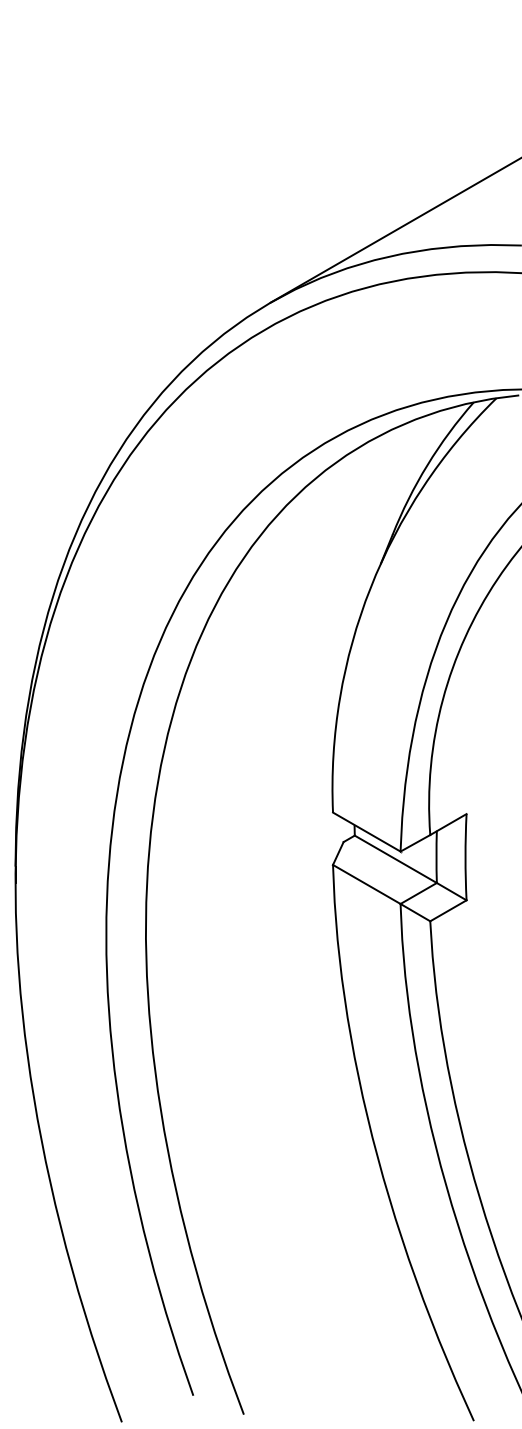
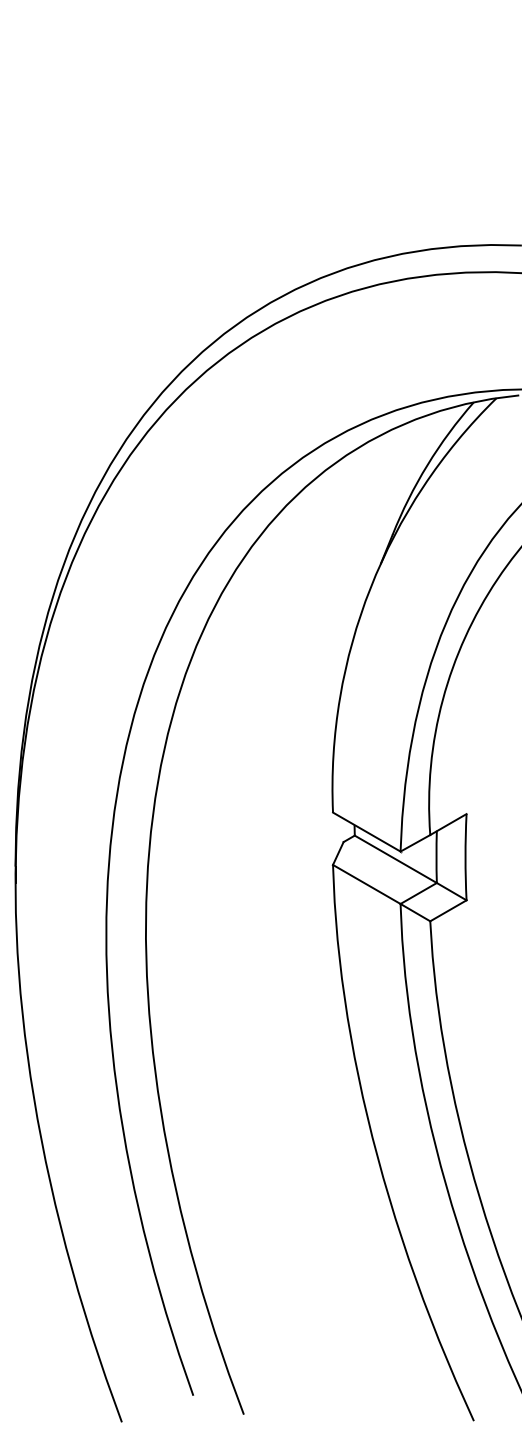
line: present -> none (394, 230)
